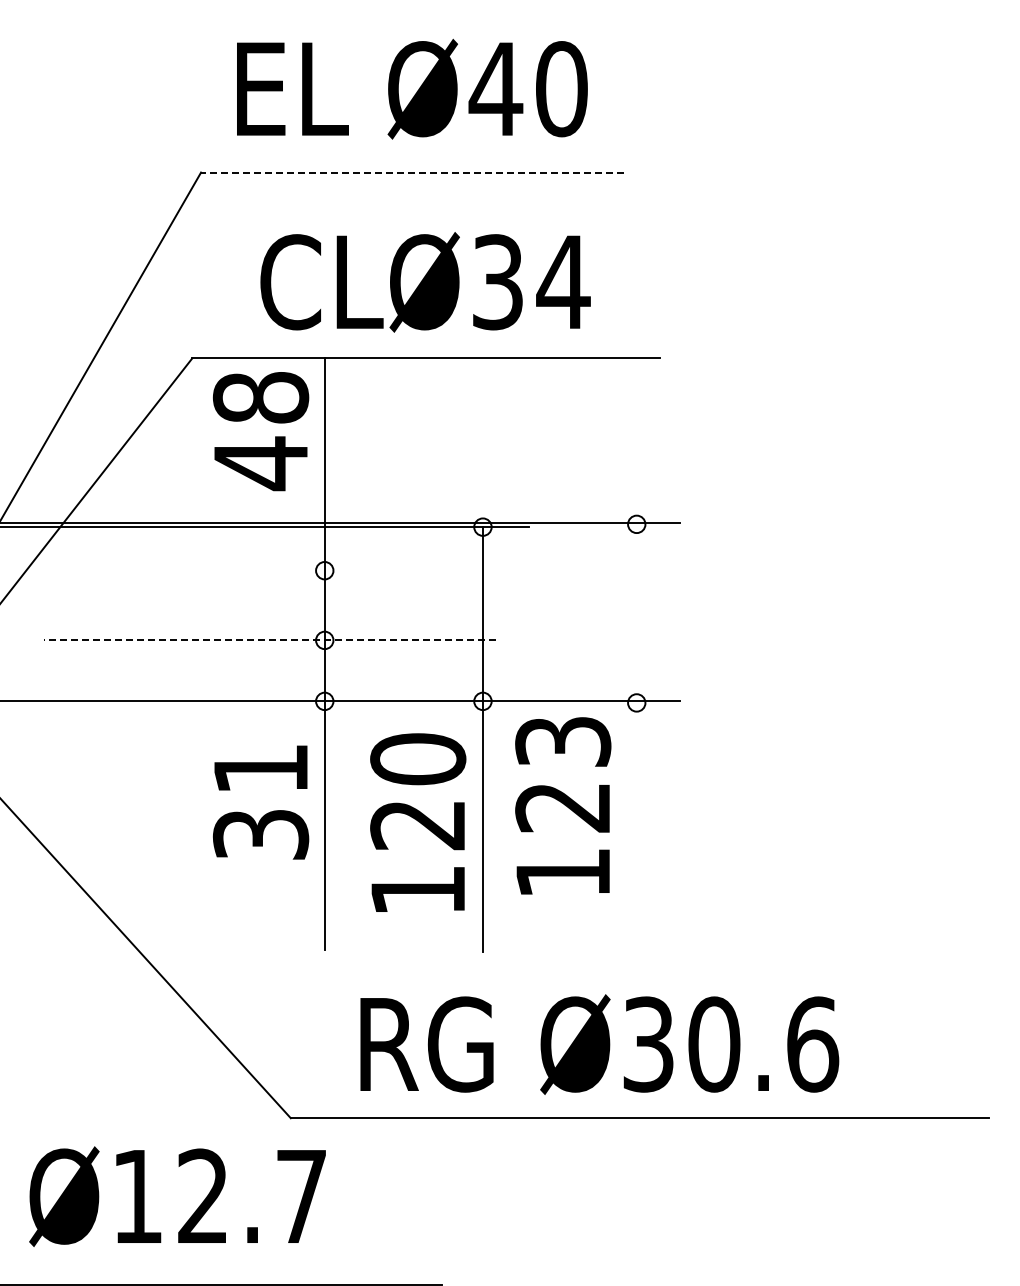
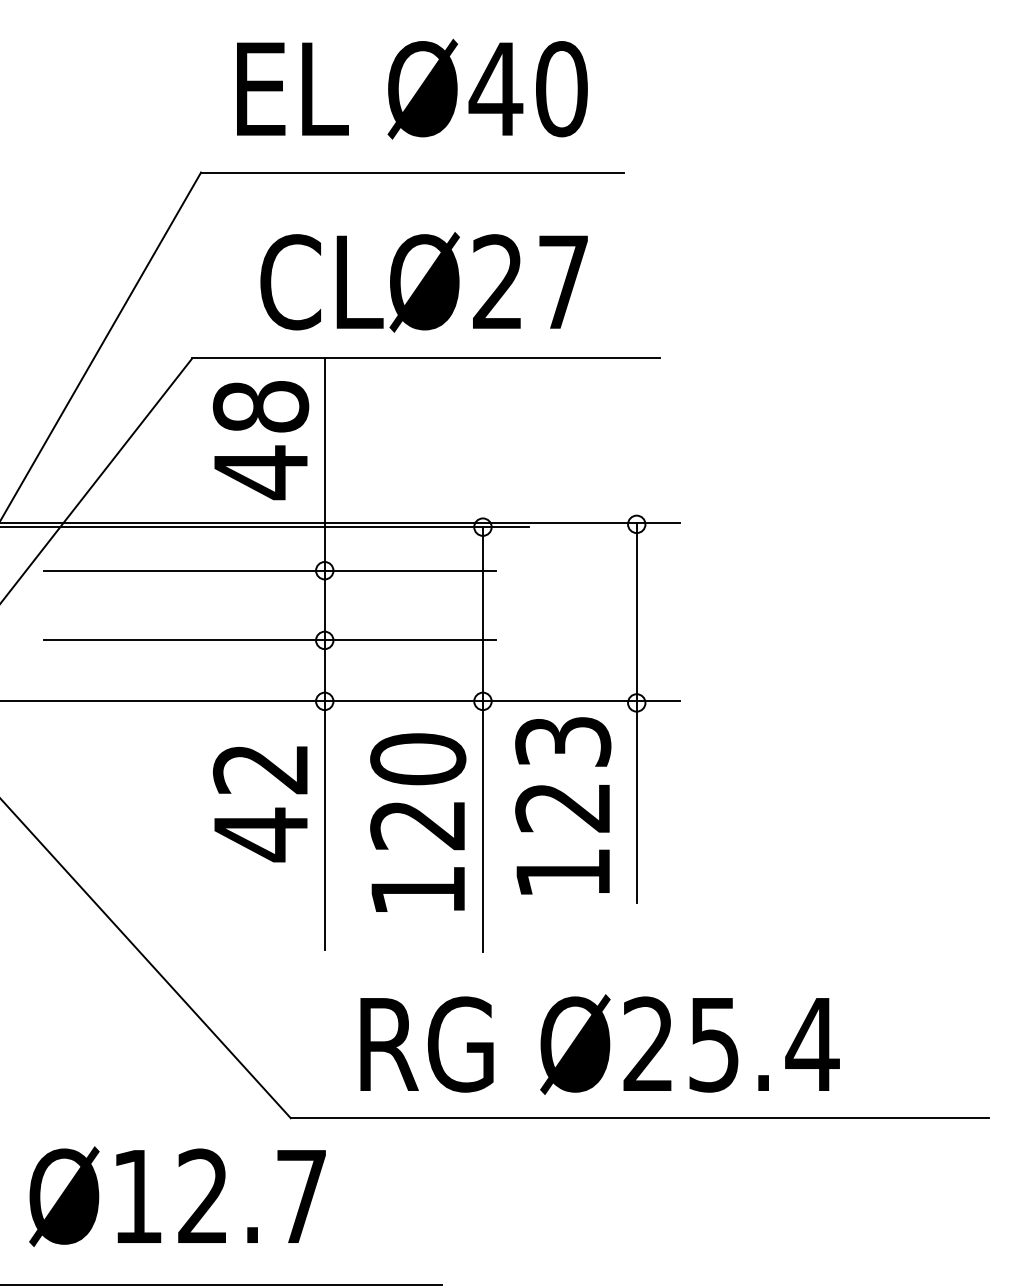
line: dashed -> solid (412, 172)
text: CLØ34 -> CLØ27 (531, 282)
text position: (261, 431) -> (261, 440) (261, 440)
line: none -> present (269, 570)
line: dashed -> solid (269, 640)
line: none -> present (636, 712)
text: 31 -> 42 (260, 803)
text: Ø30.6 -> Ø25.4 (731, 1044)
